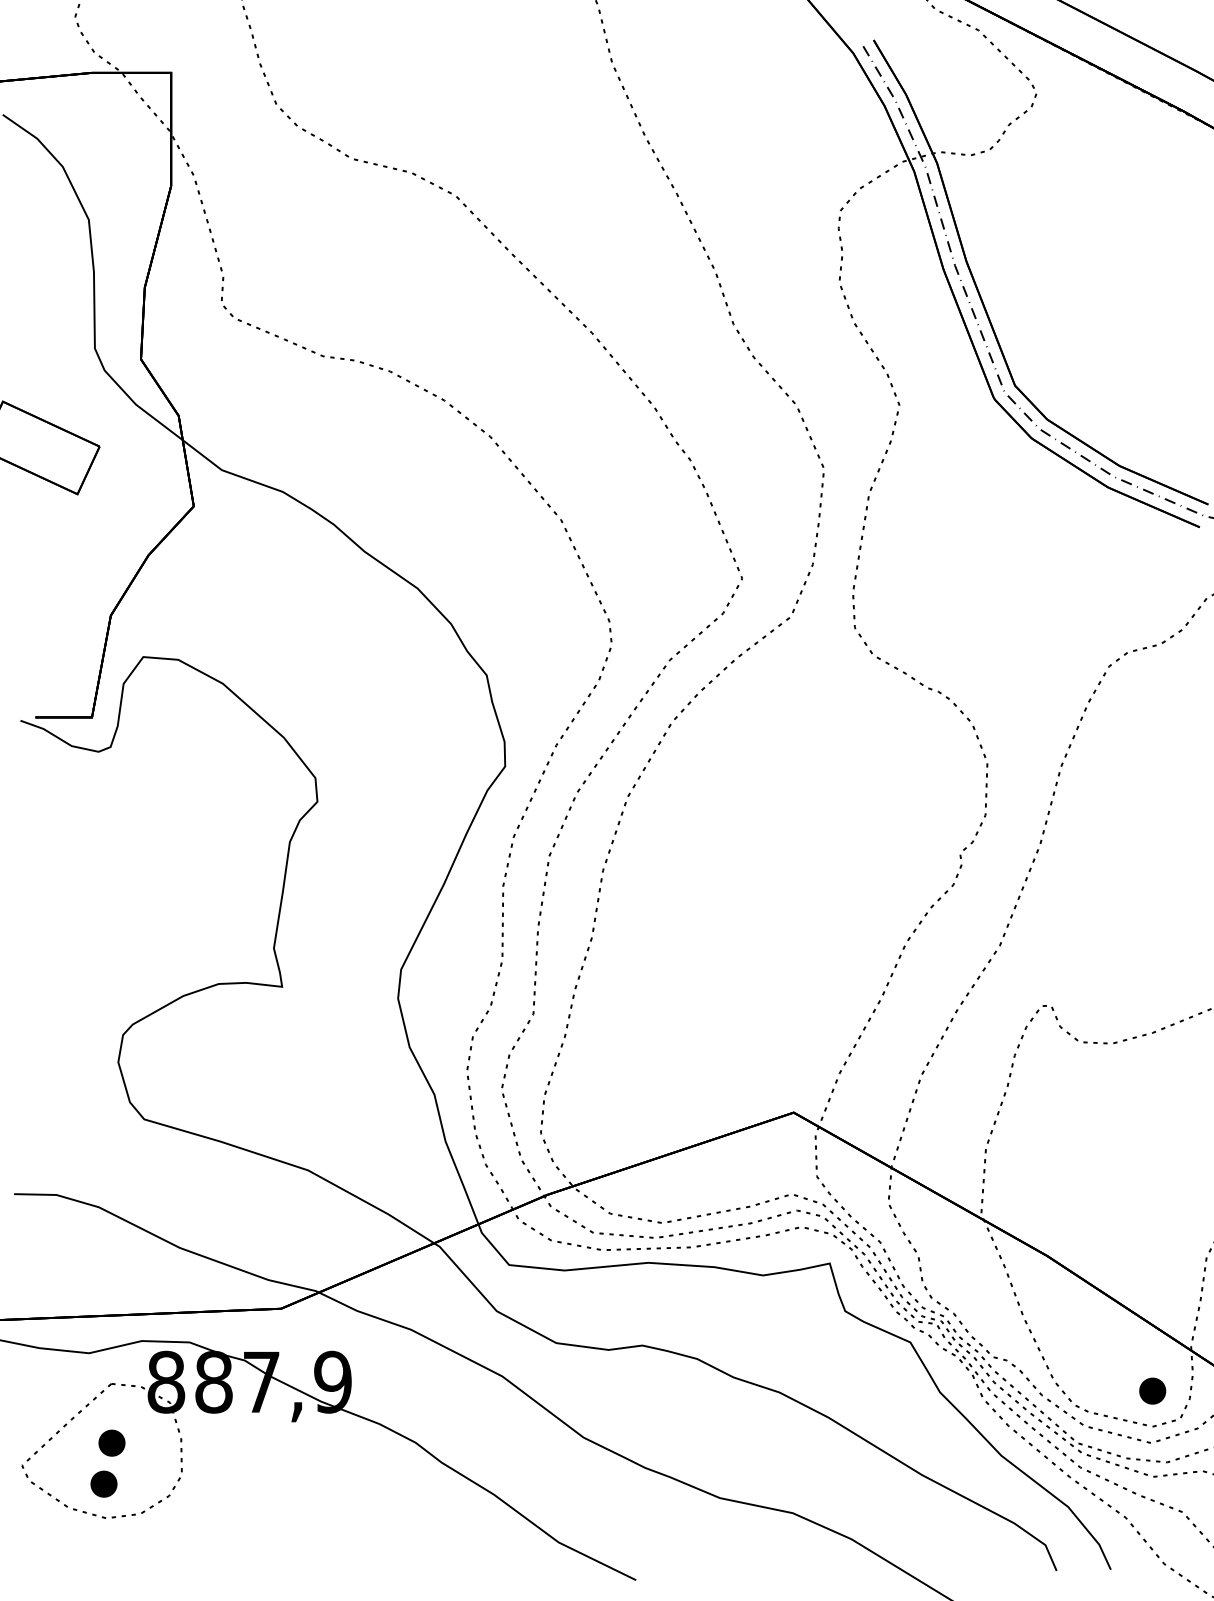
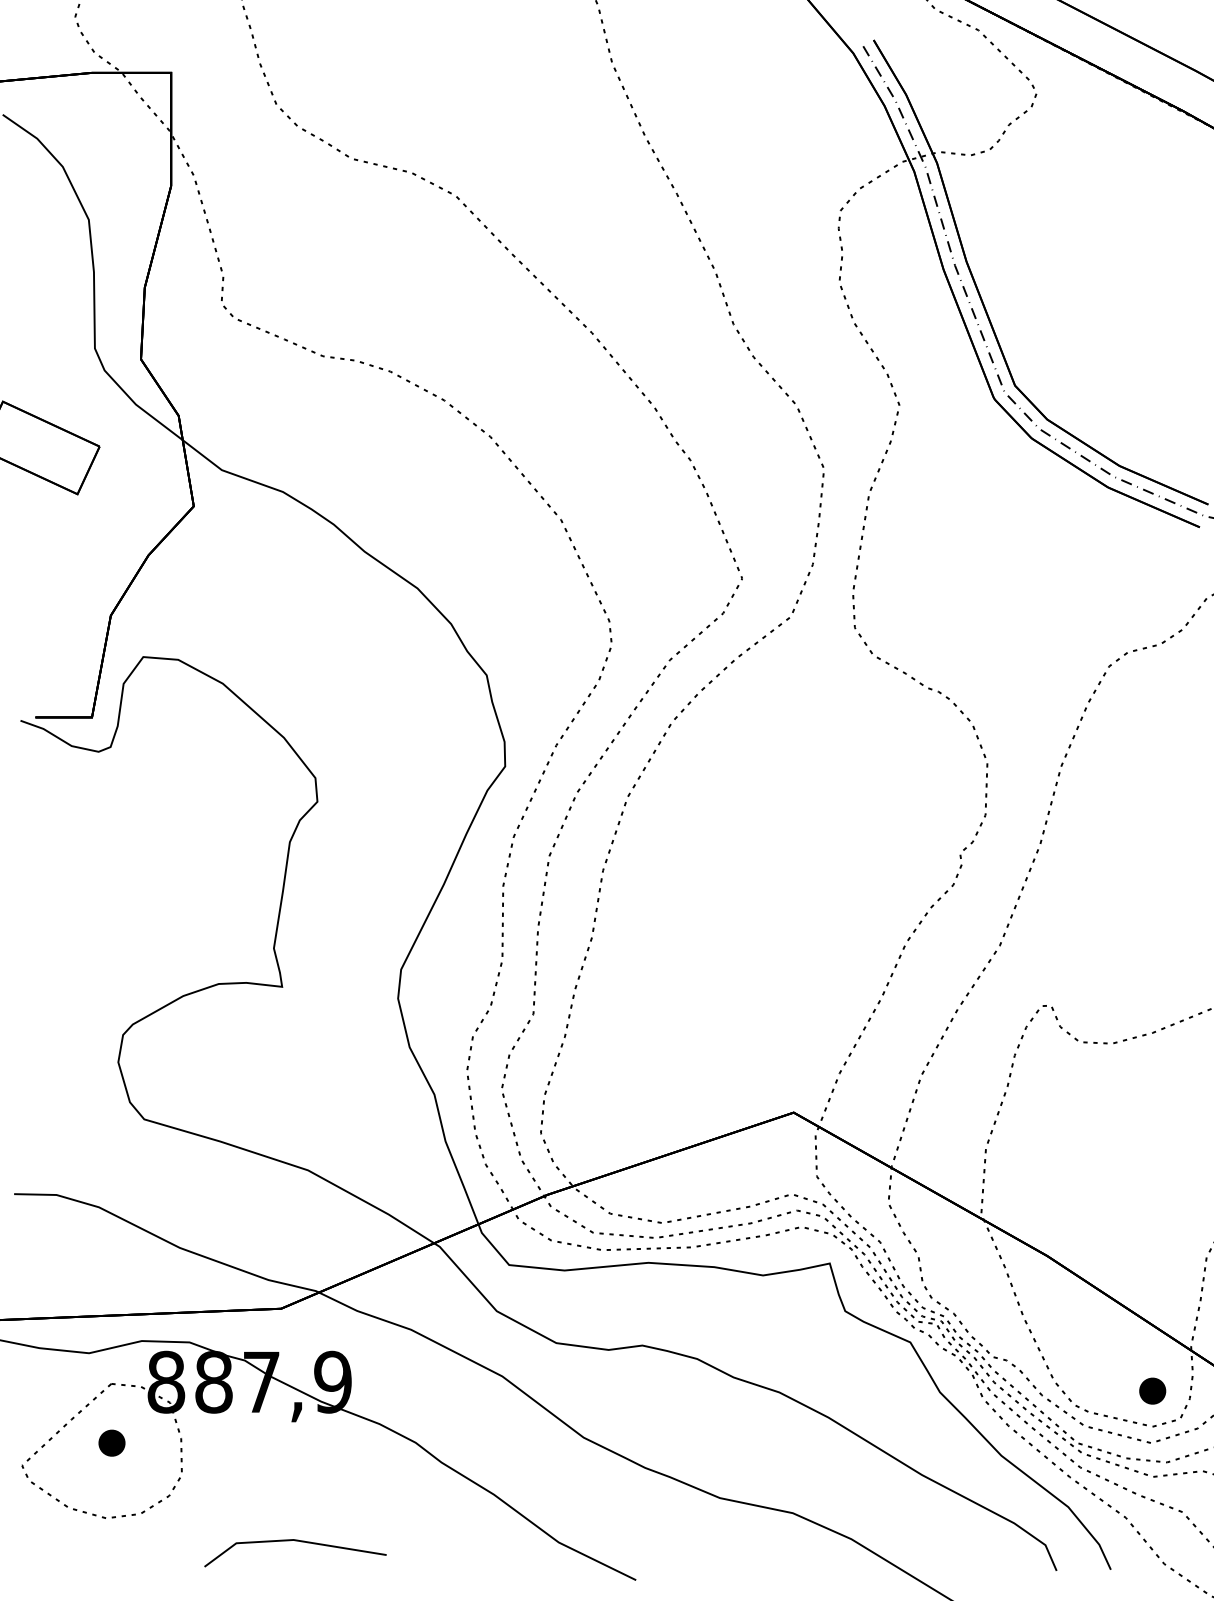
part: present -> none (103, 1483)
line: none -> present (295, 1541)
